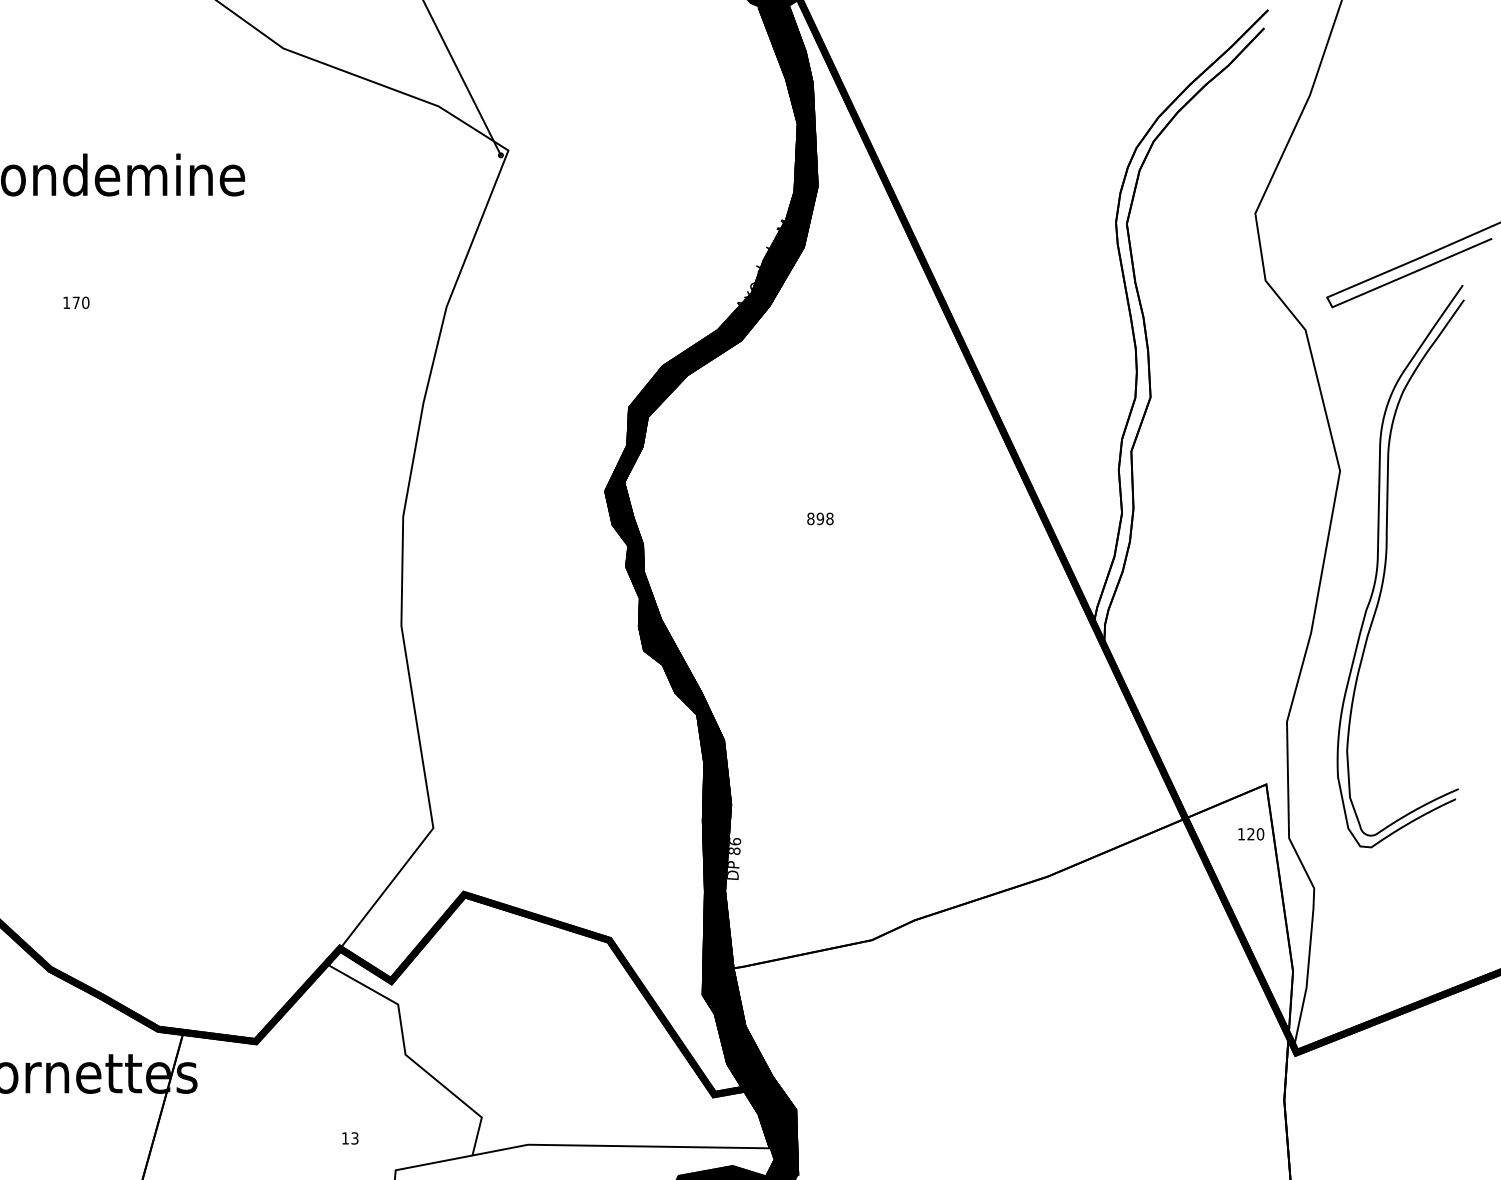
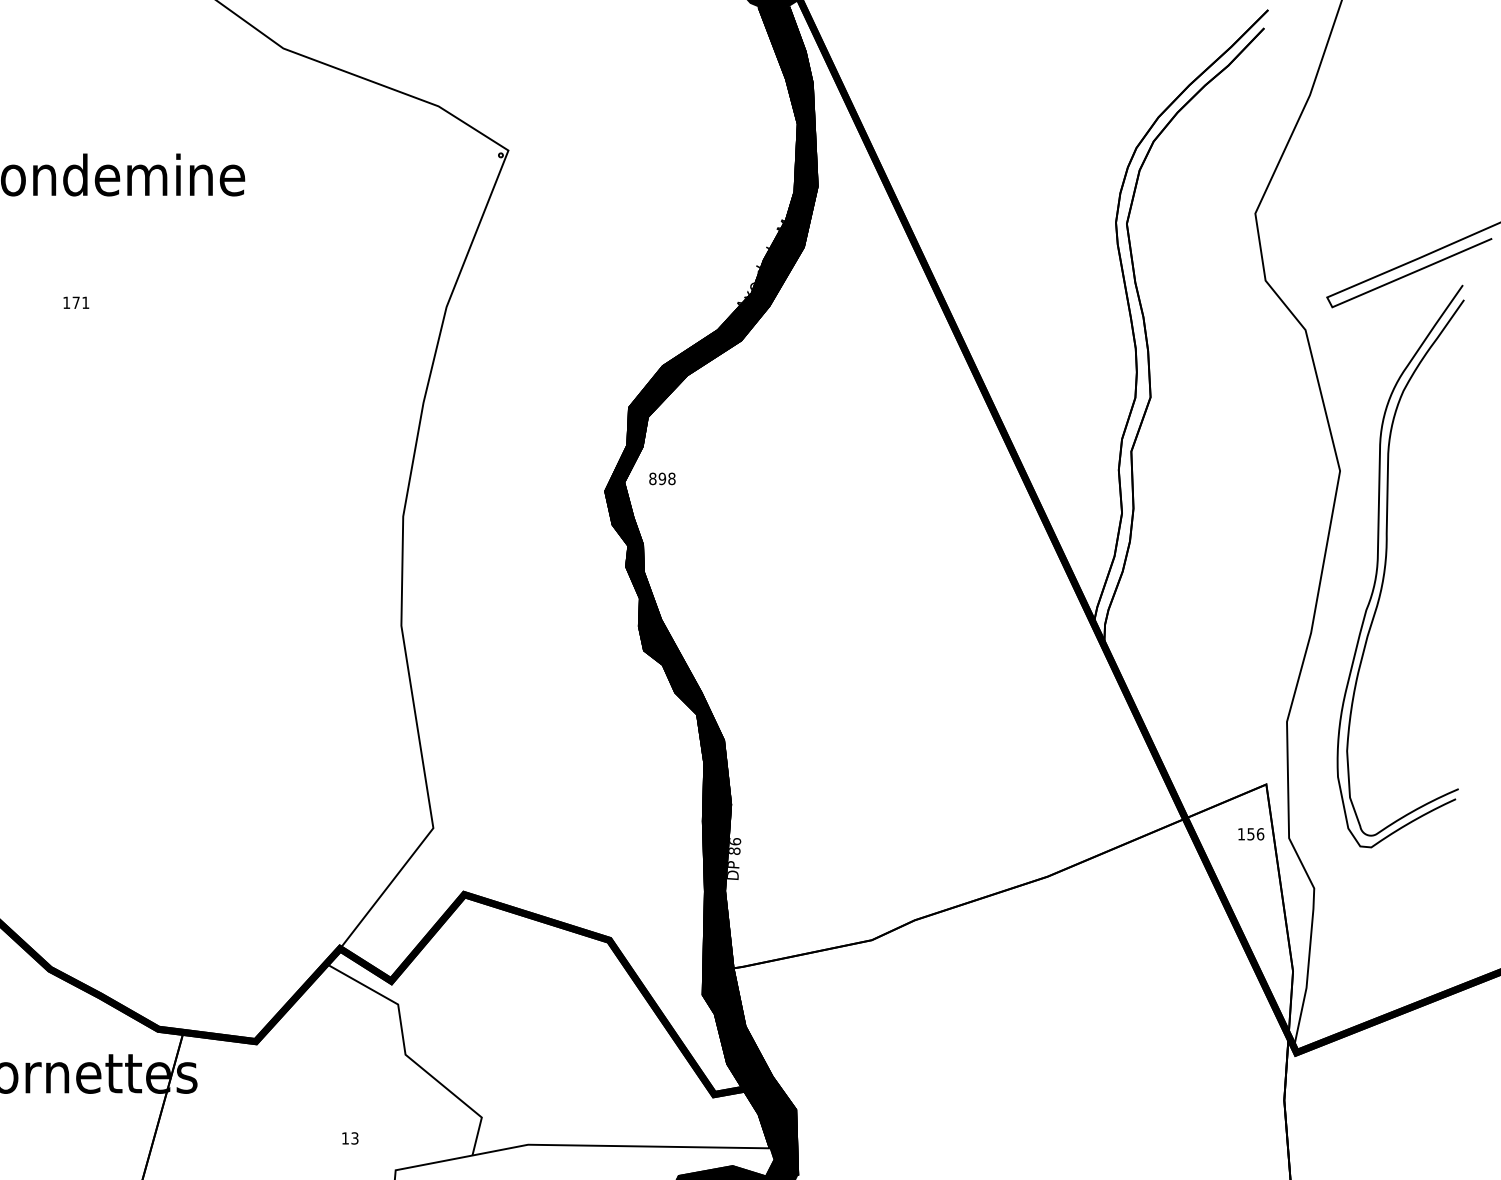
line: present -> none (462, 78)
text: 170 -> 171 (85, 302)
text position: (820, 518) -> (662, 478) (662, 478)
text: 120 -> 156 (1255, 834)
